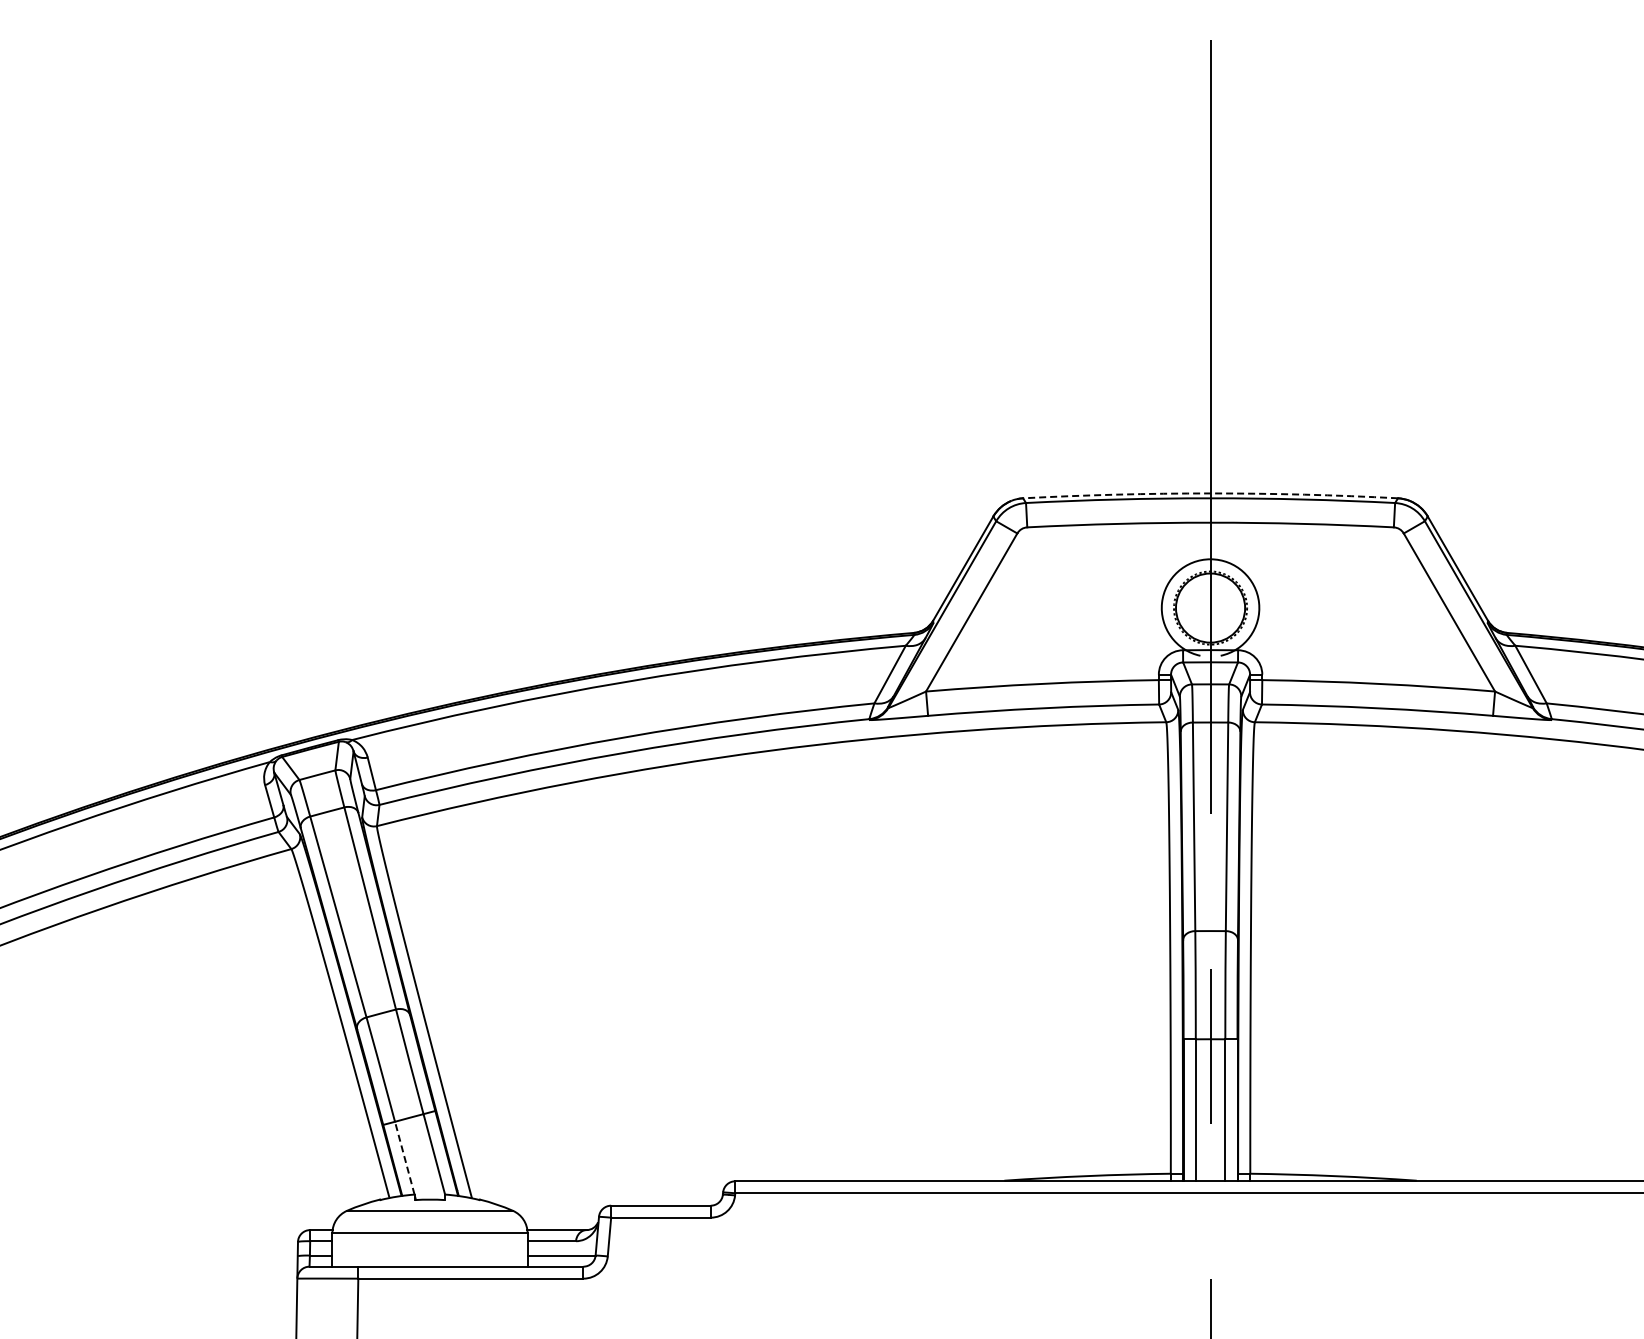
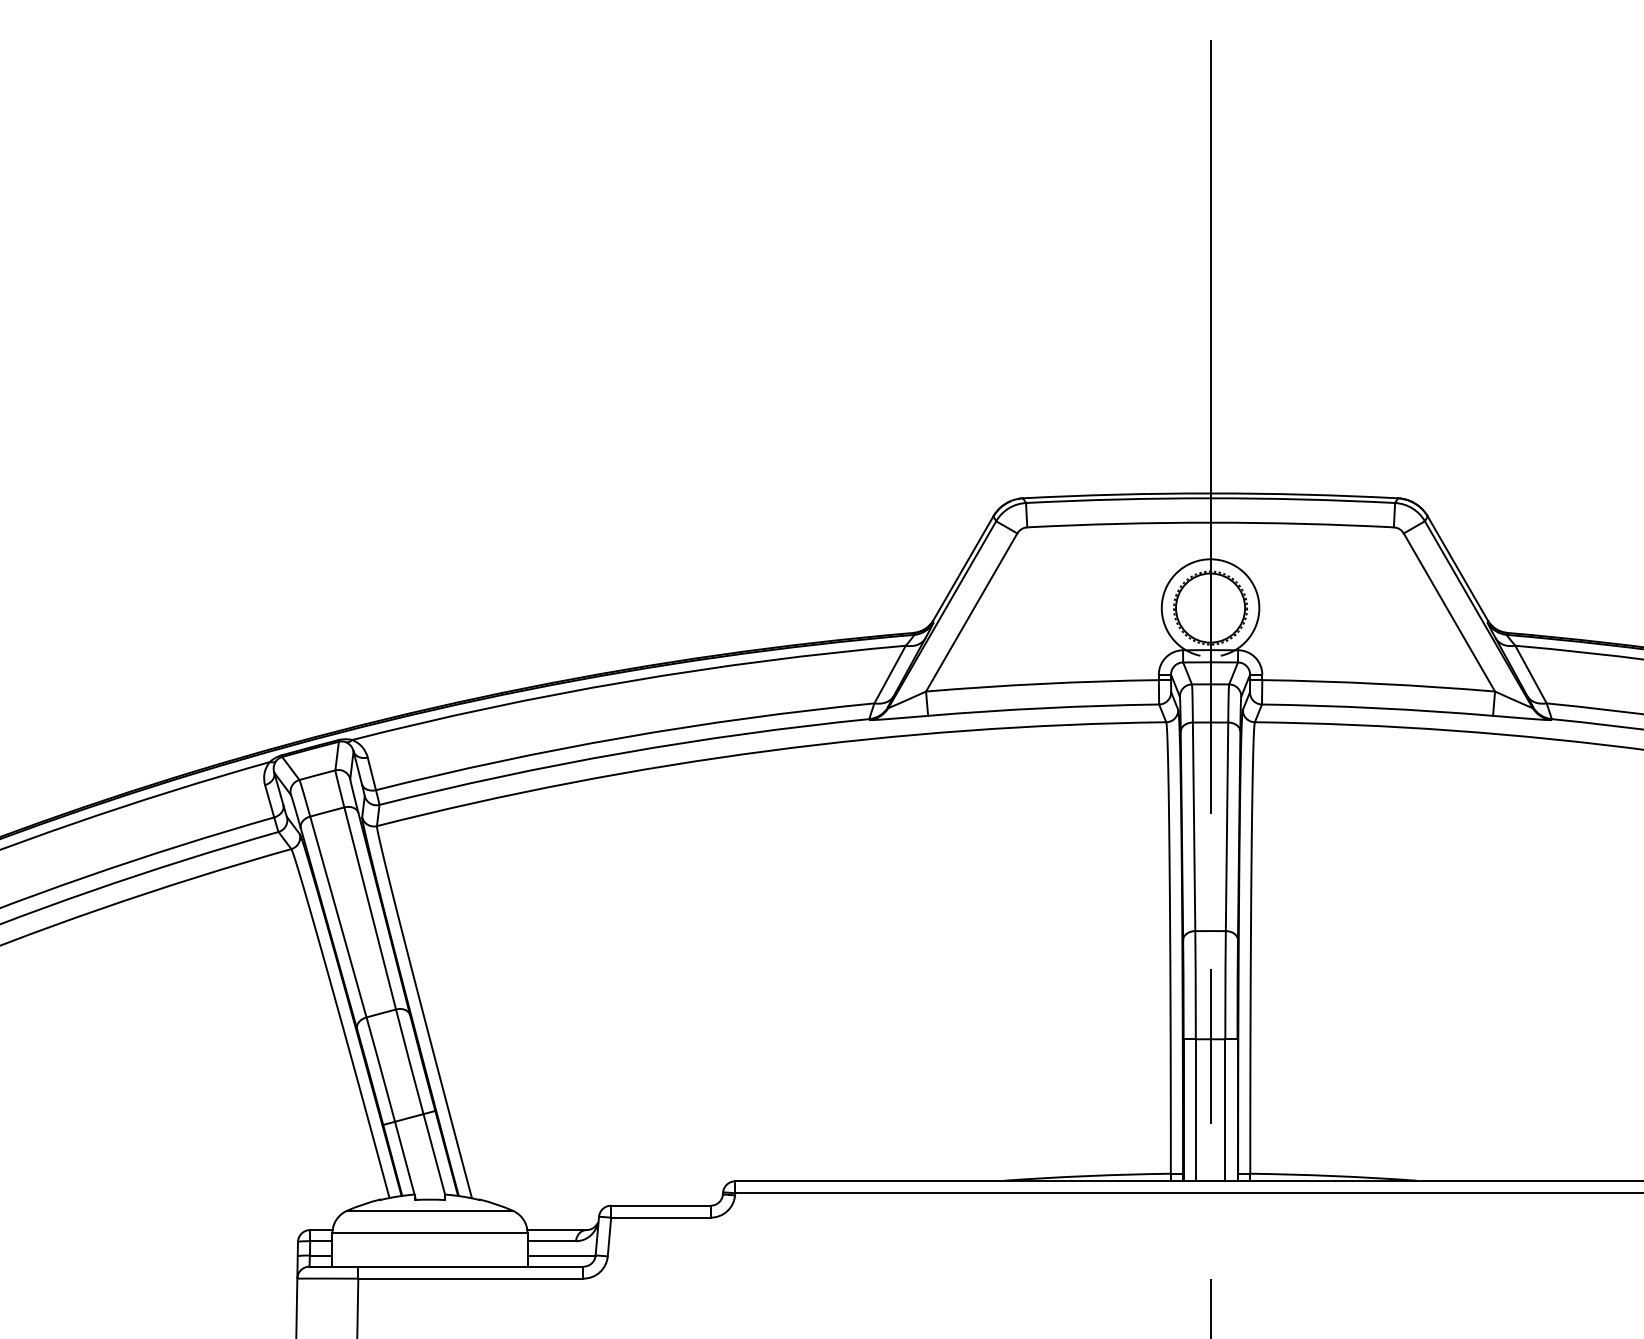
arc: dashed -> solid (1210, 493)
line: dashed -> solid (404, 1158)
